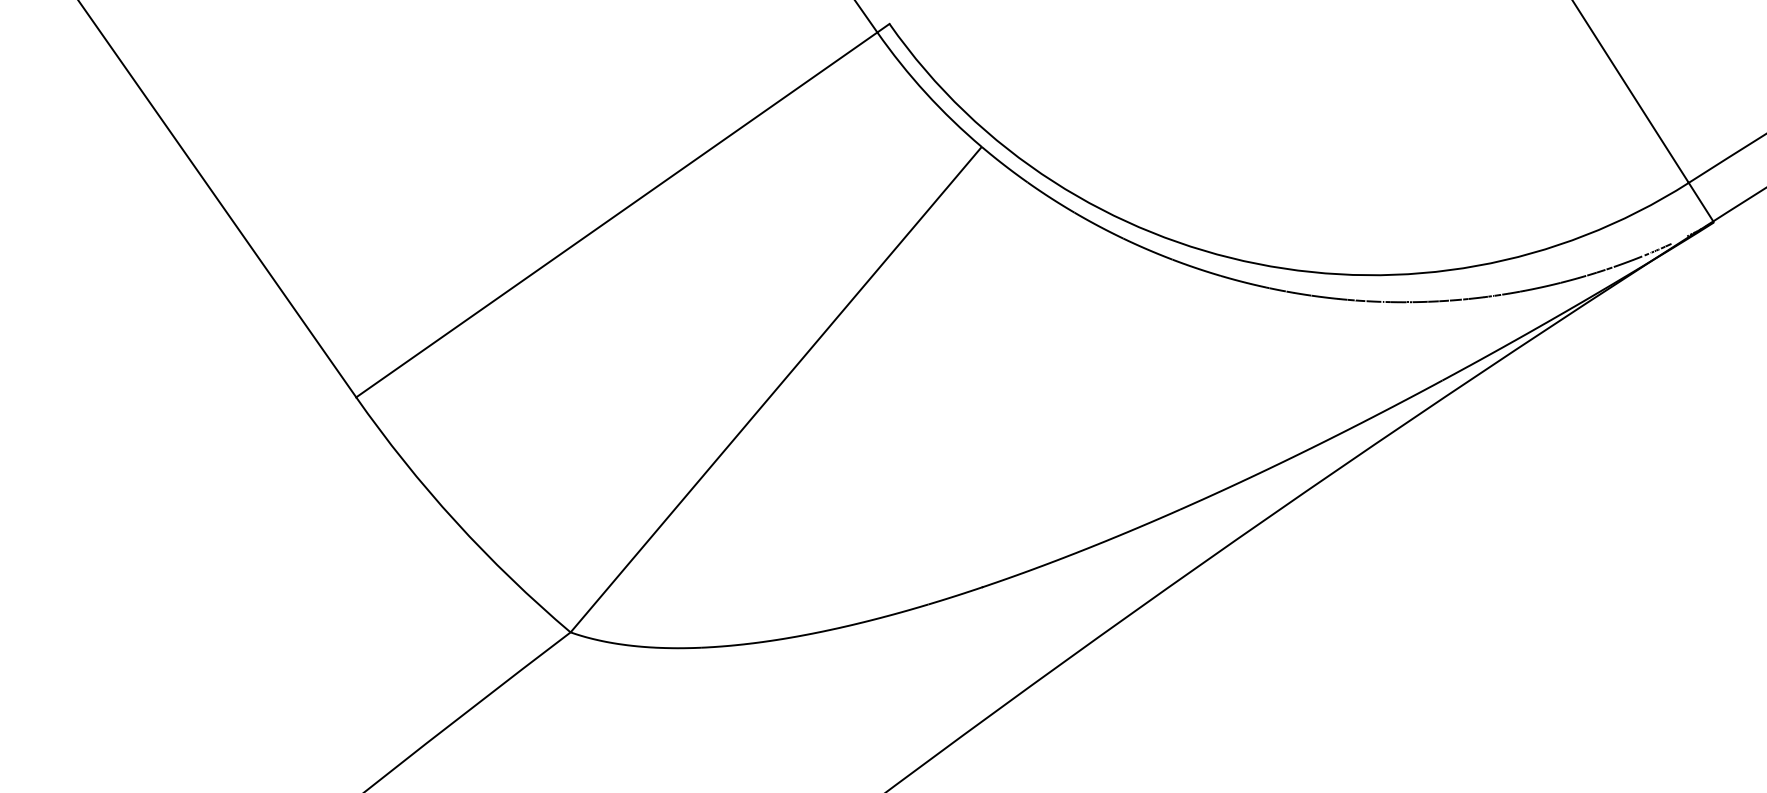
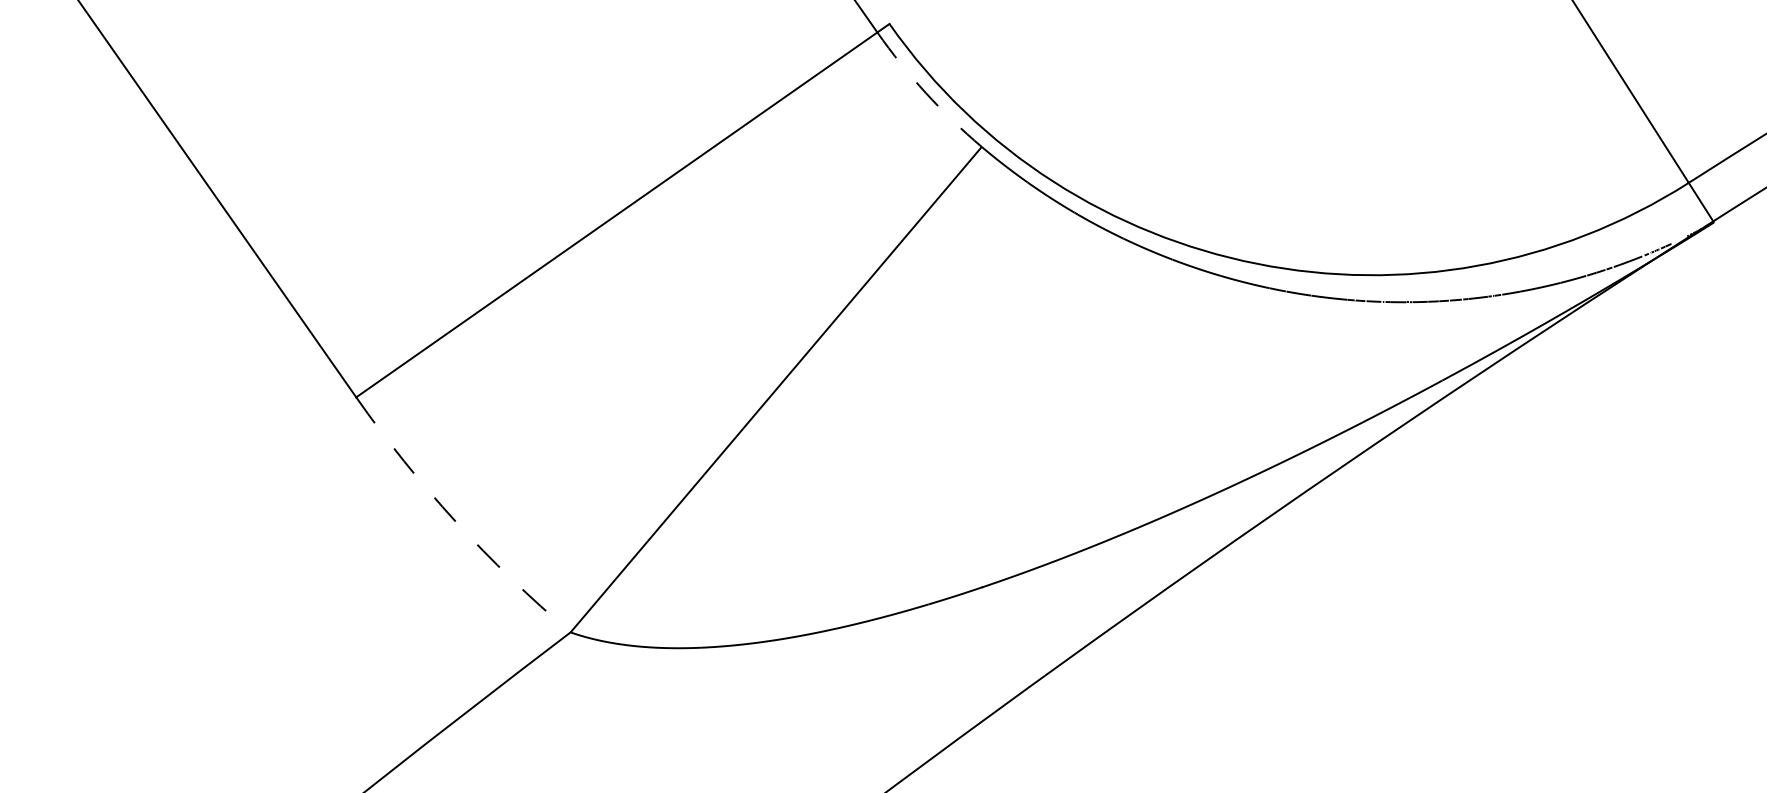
arc: solid -> dashed (925, 93)
arc: solid -> dashed (455, 521)
